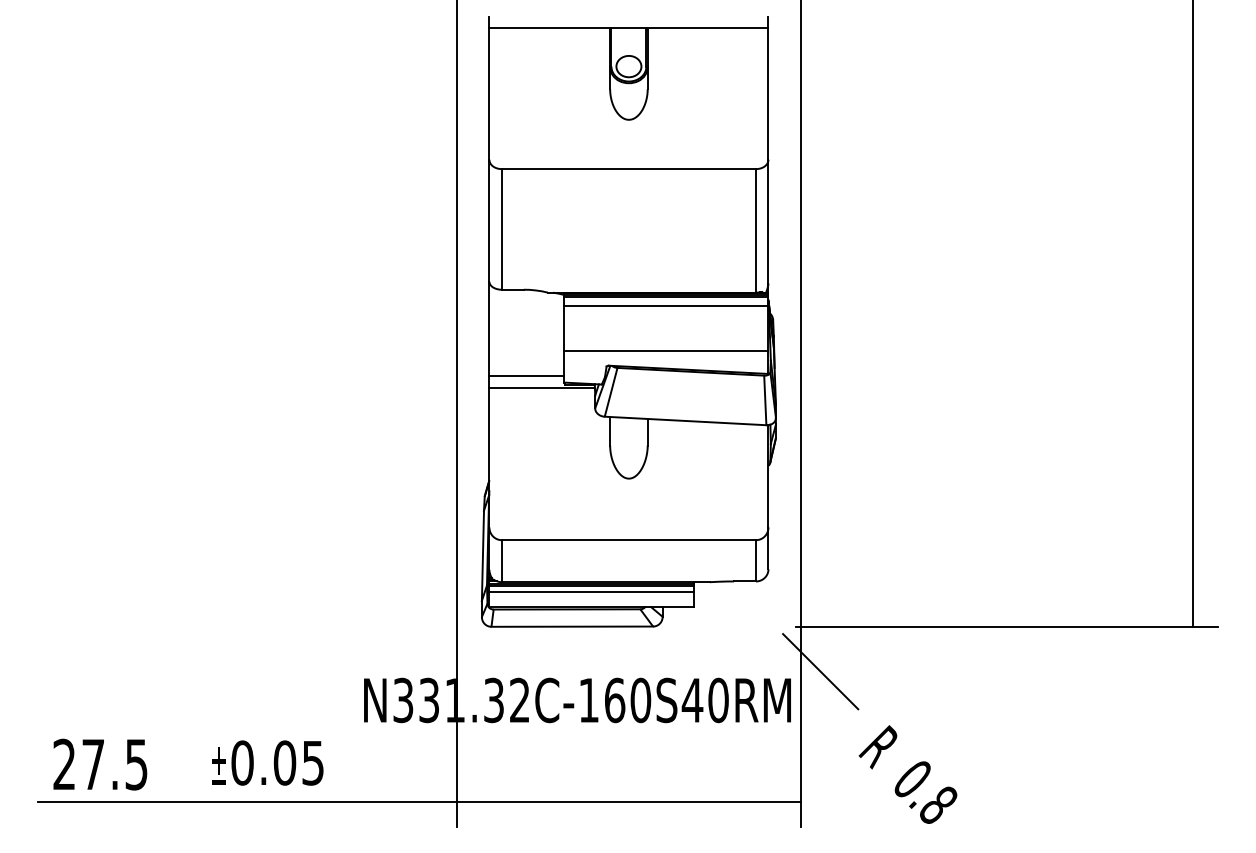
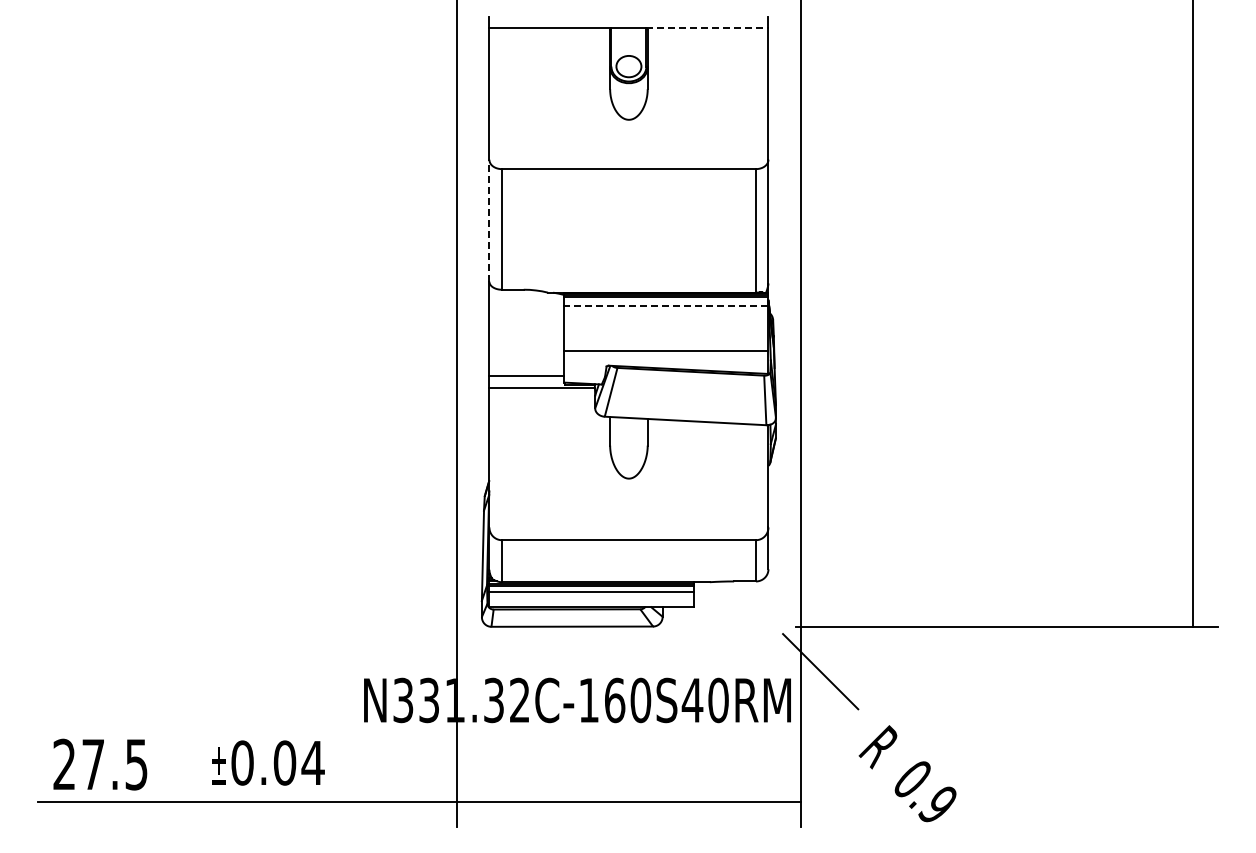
line: solid -> dashed (707, 28)
line: solid -> dashed (489, 220)
line: solid -> dashed (665, 305)
text: 0.05 -> 0.04 (312, 763)
text: 0.8 -> 0.9 (937, 805)
